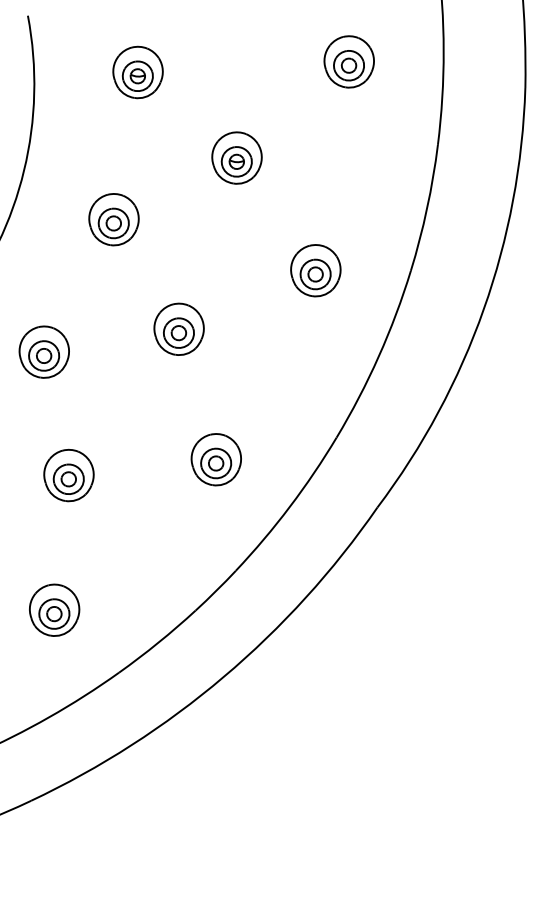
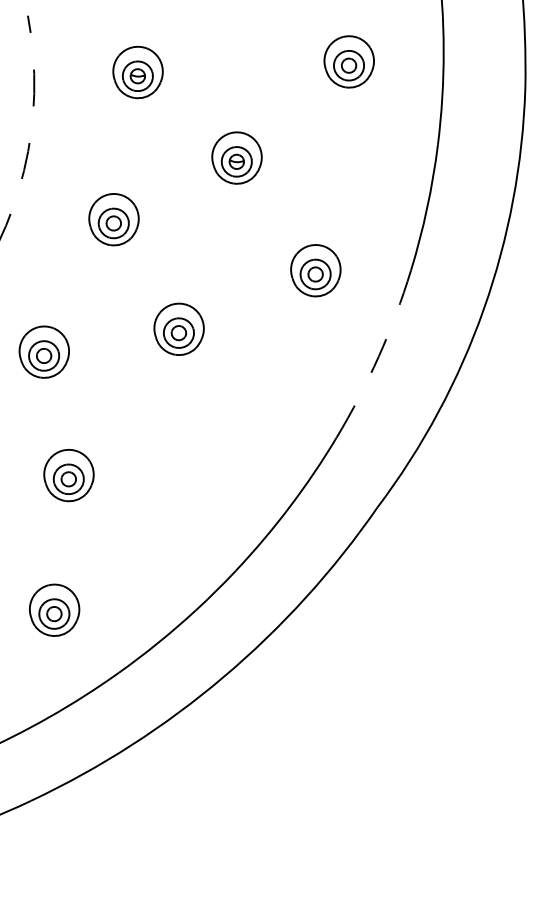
arc: solid -> dashed (31, 130)
arc: solid -> dashed (378, 356)
part: present -> none (215, 459)
